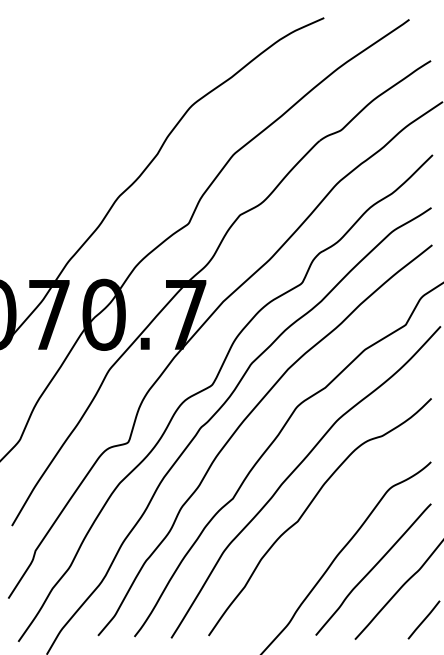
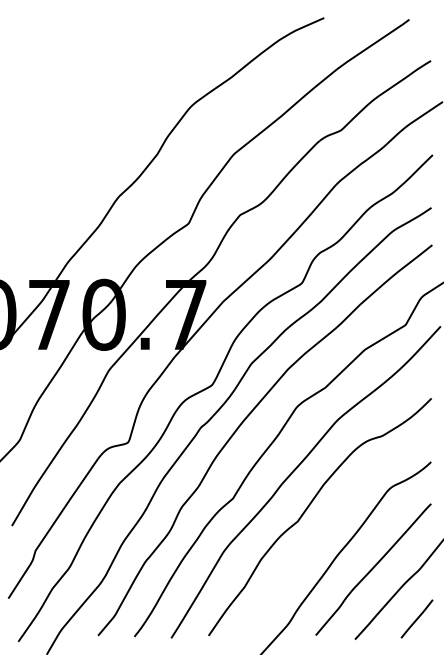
line position: (423, 619) -> (416, 618) (416, 618)
